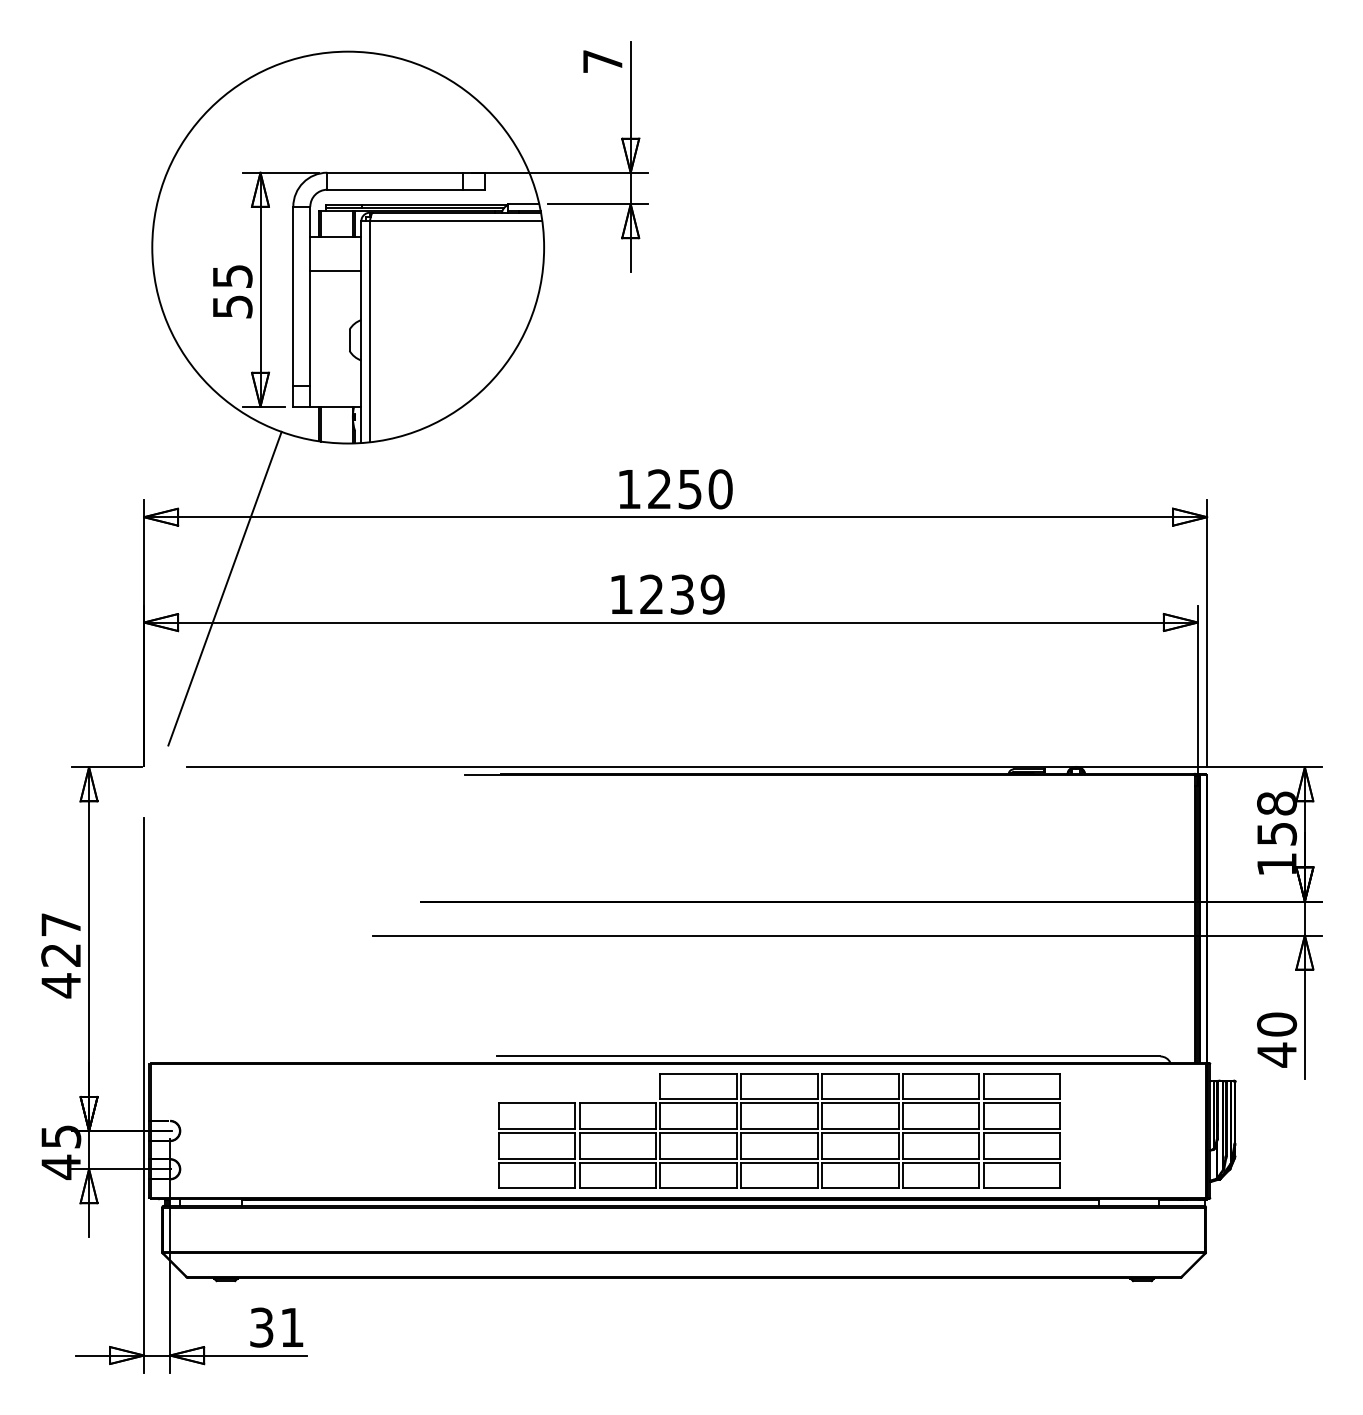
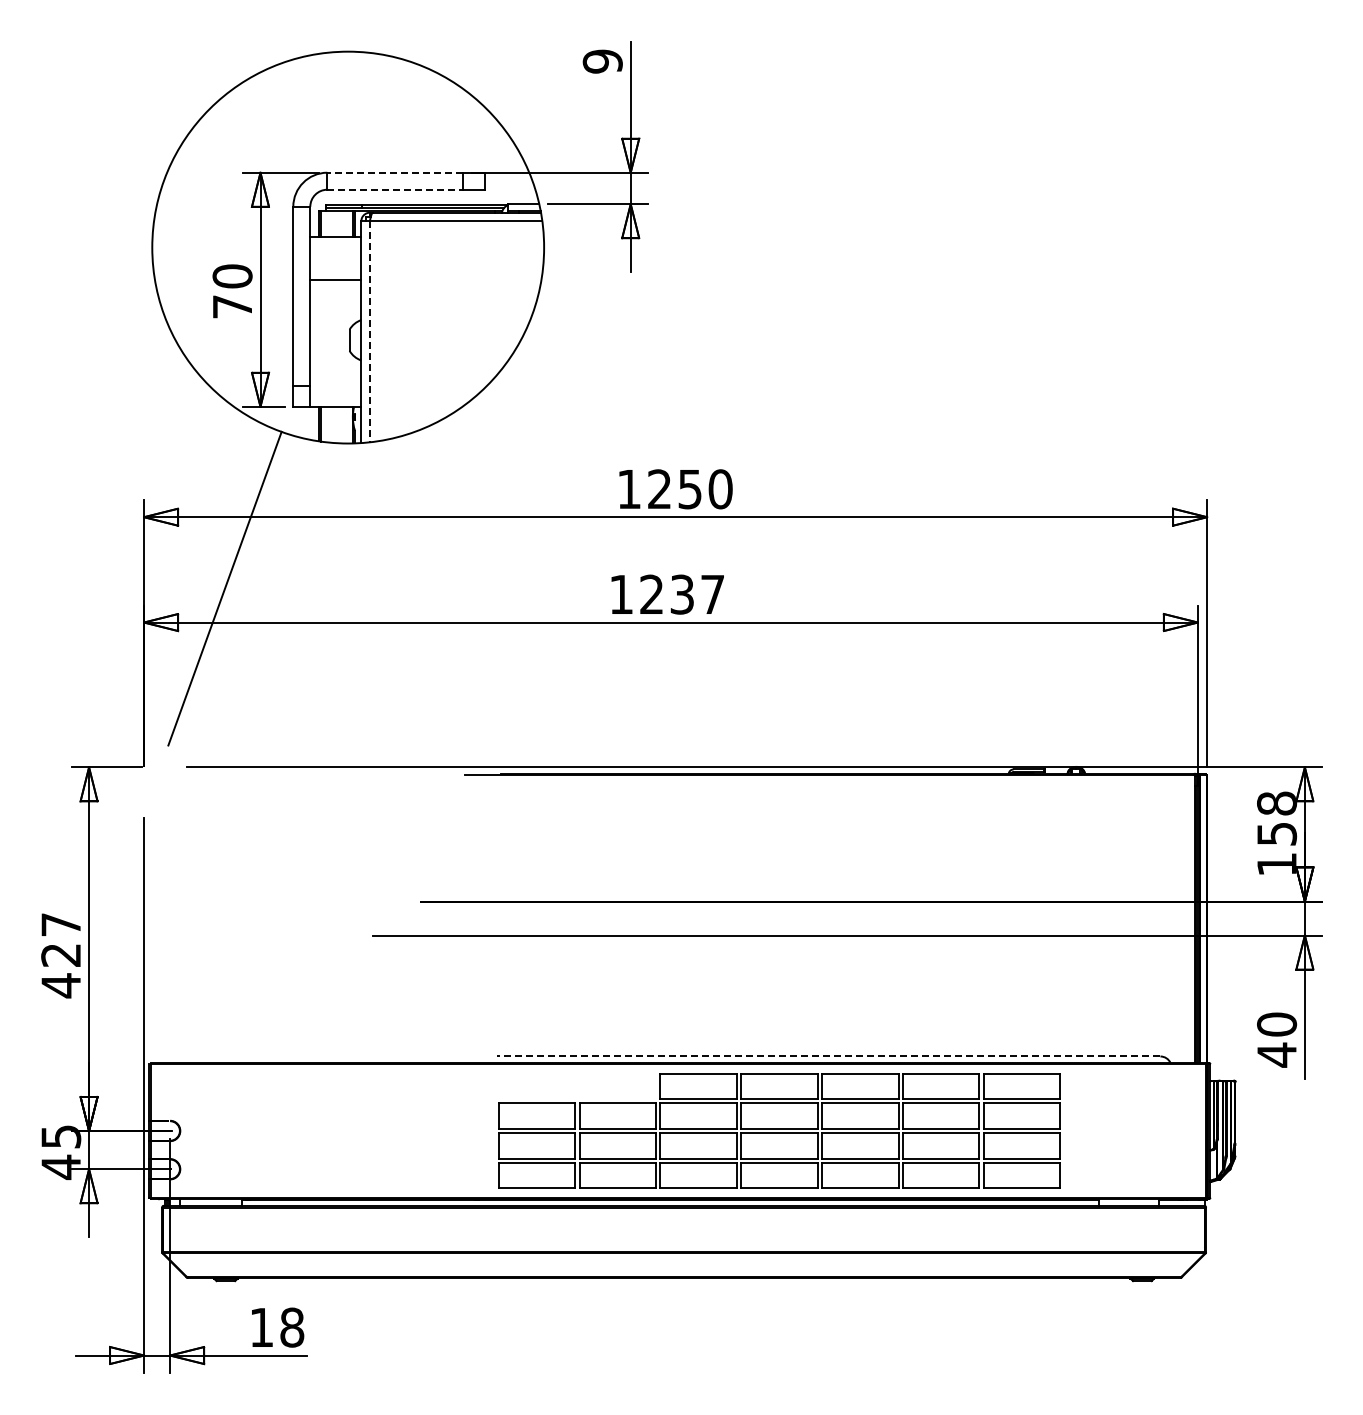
text: 7 -> 9 (602, 61)
line: solid -> dashed (394, 172)
line: solid -> dashed (395, 189)
line position: (335, 270) -> (335, 279) (335, 279)
text: 55 -> 70 (232, 291)
line: solid -> dashed (369, 331)
text: 1239 -> 1237 (712, 594)
line: solid -> dashed (828, 1056)
text: 31 -> 18 (277, 1327)
